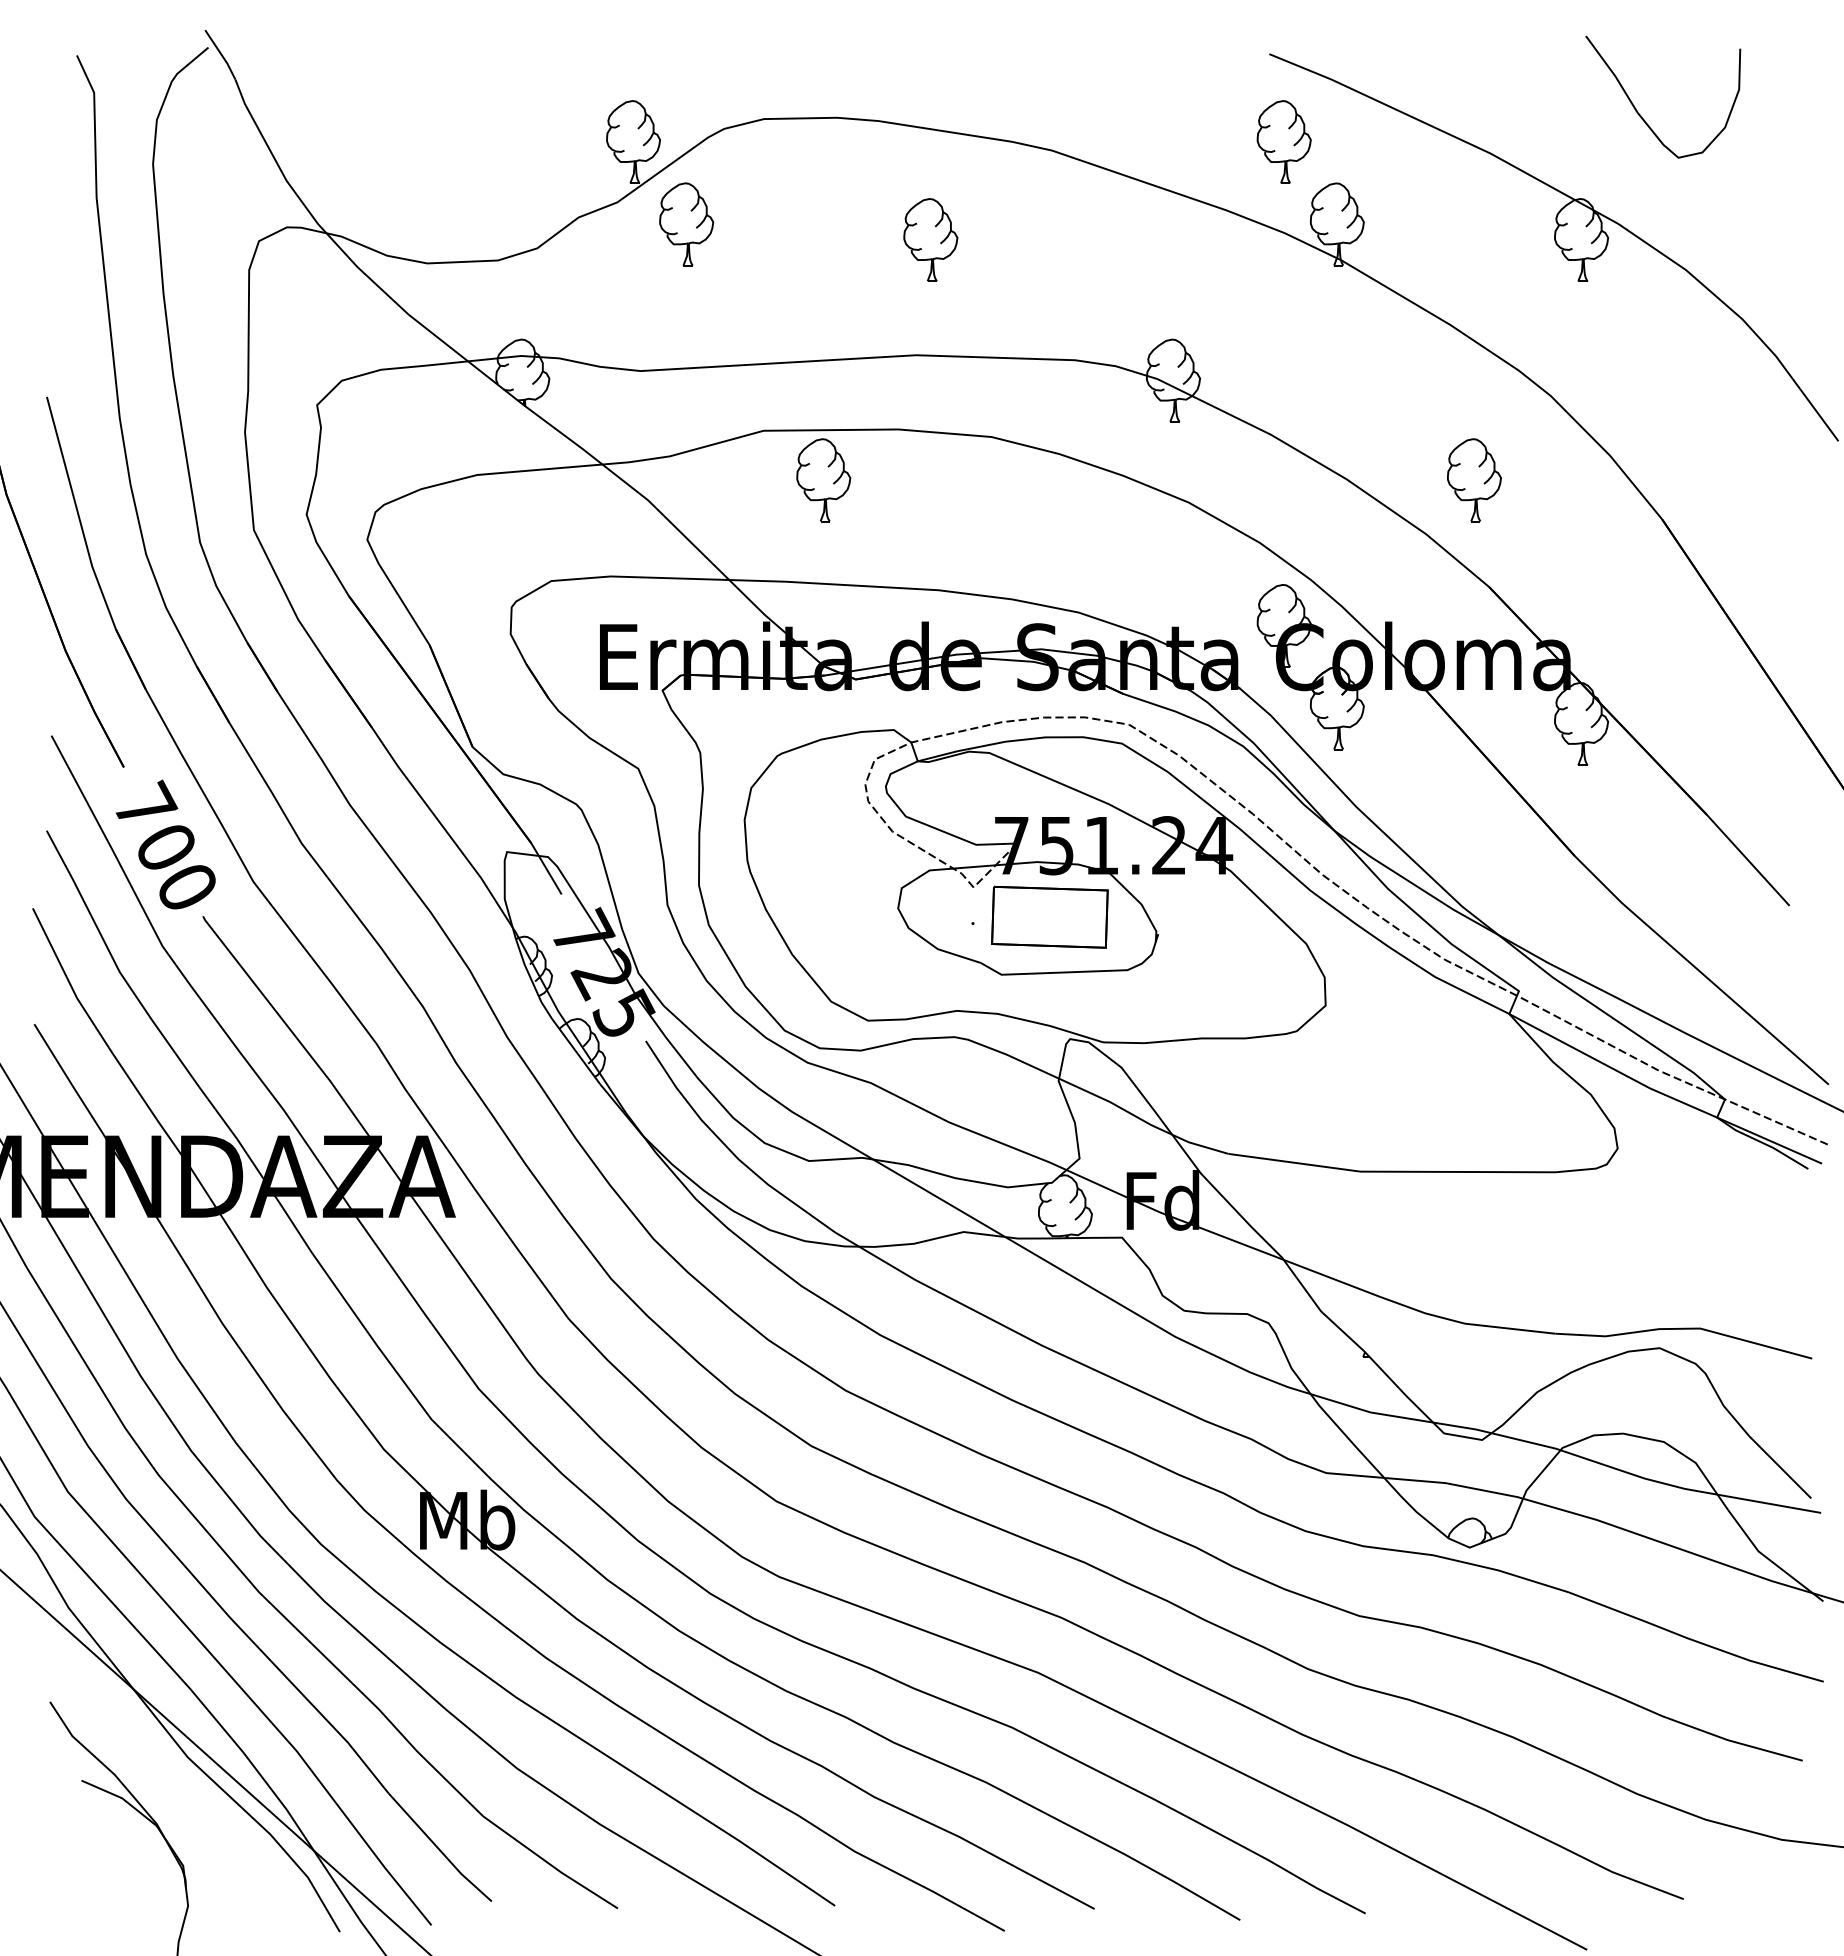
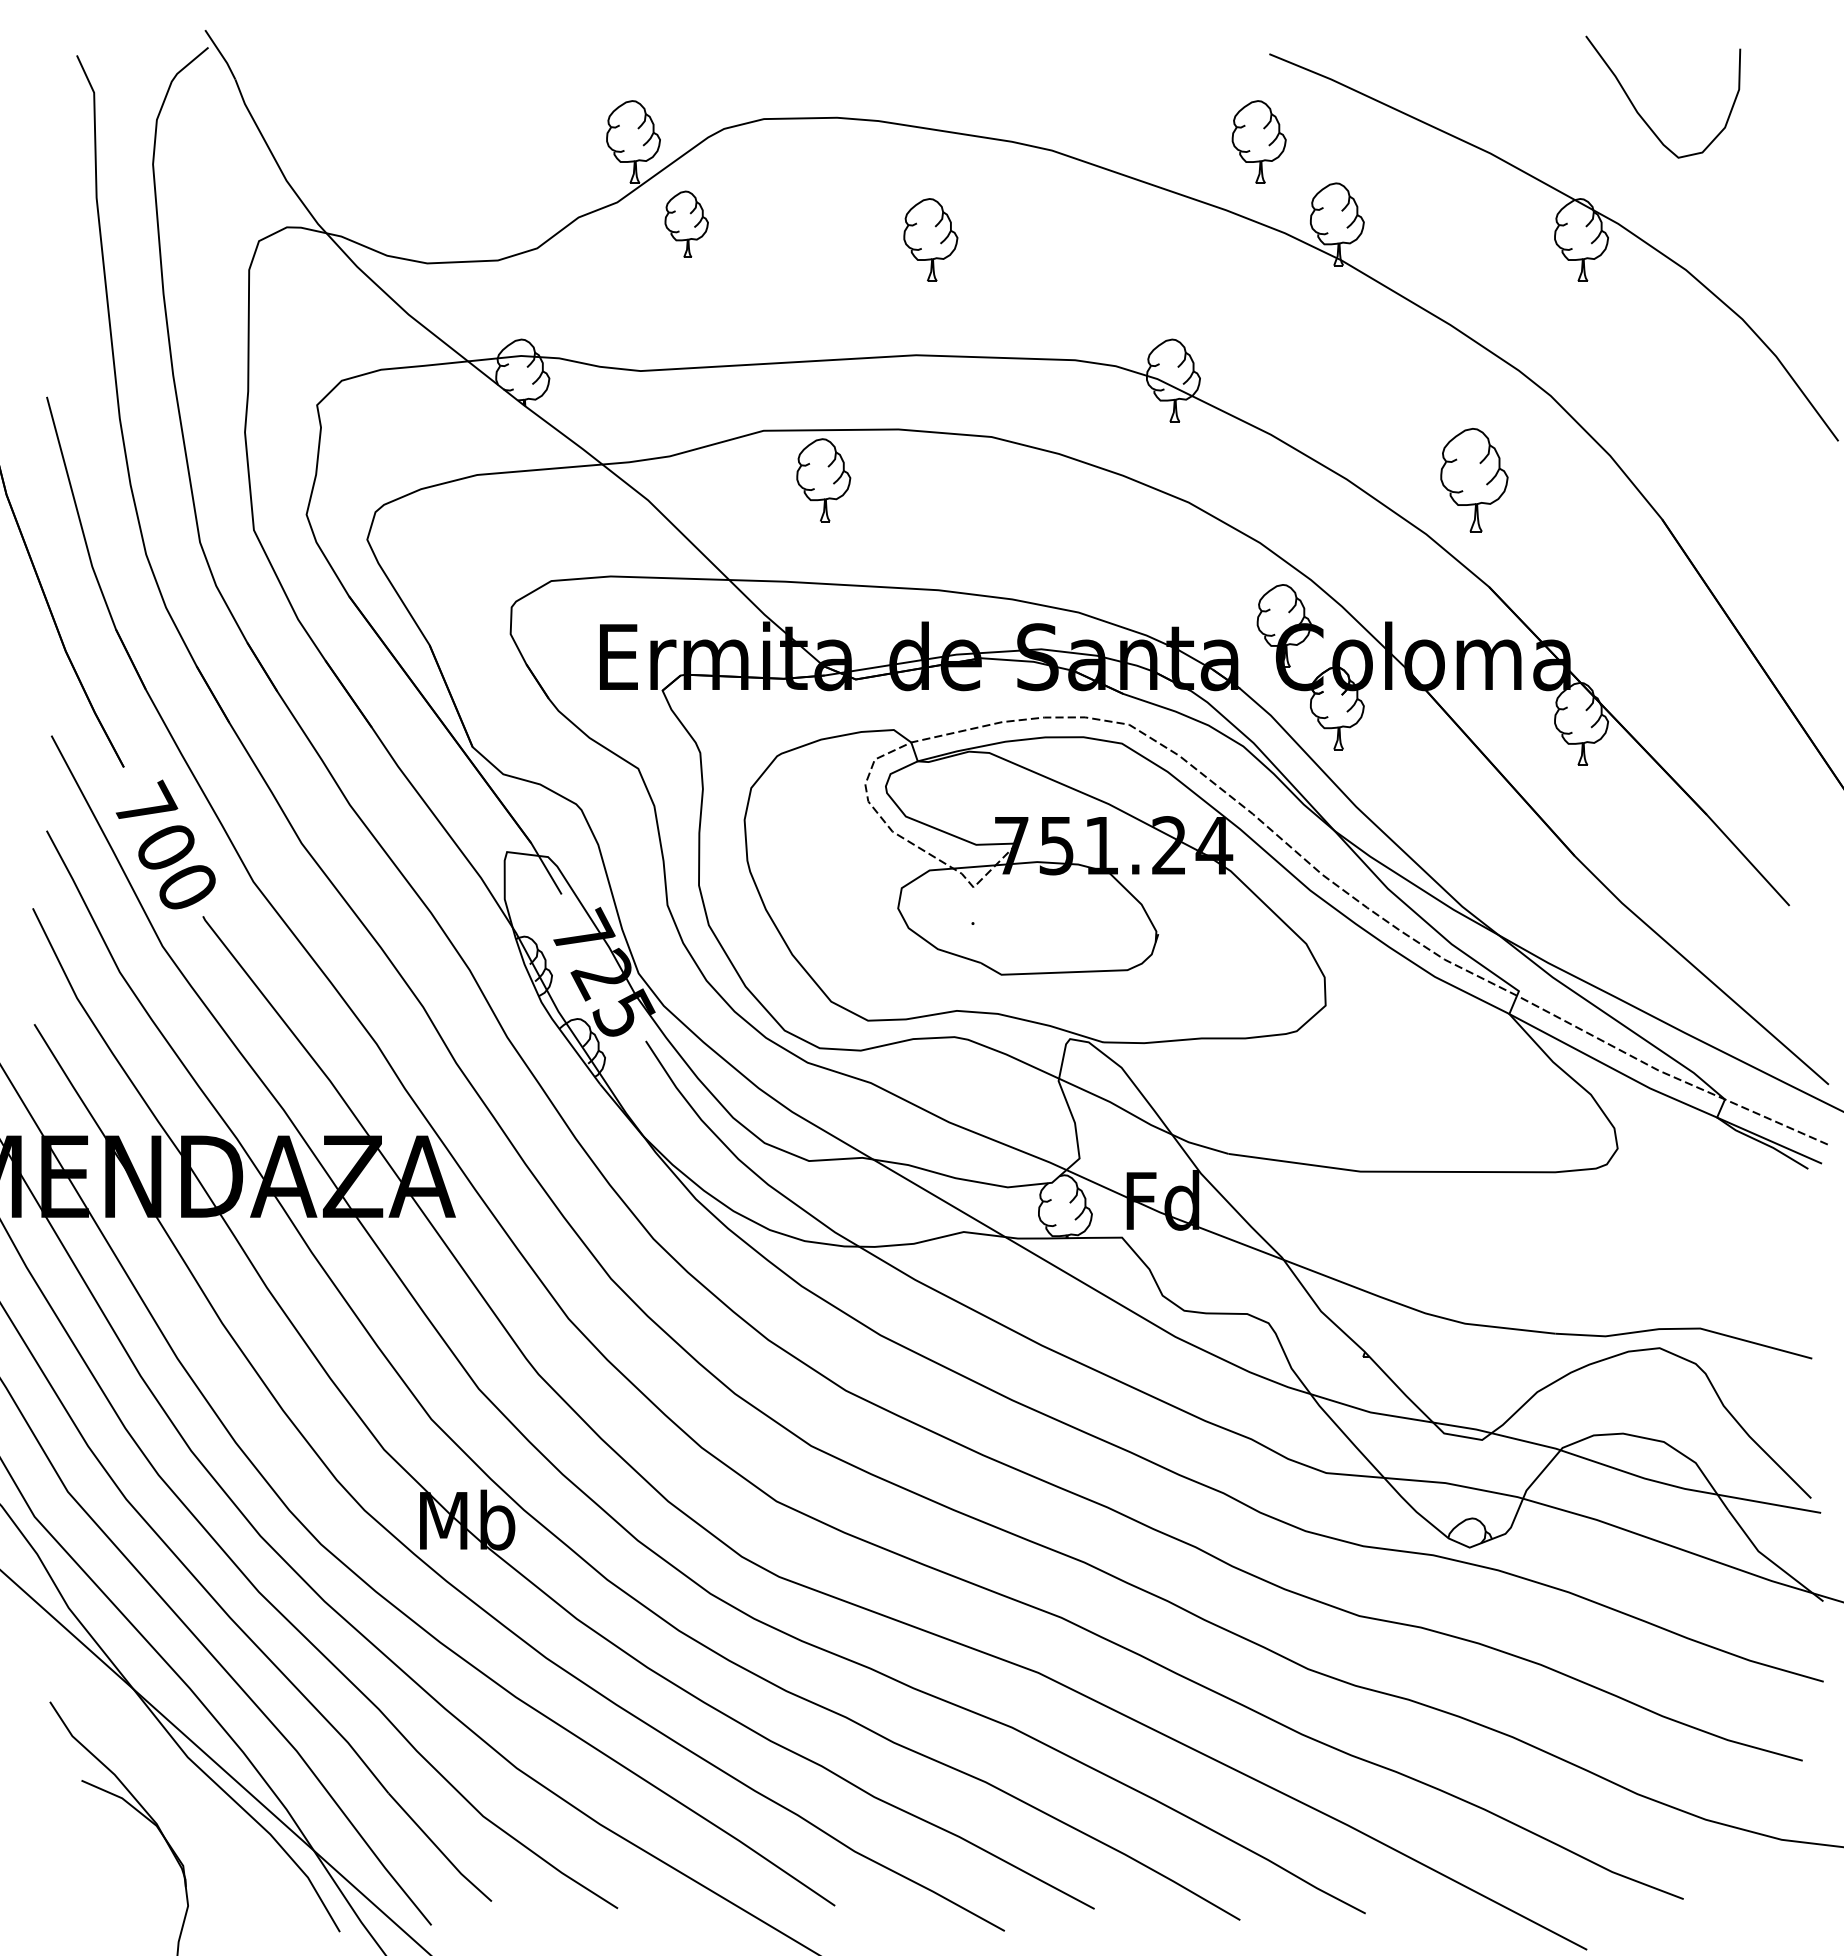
part position: (1283, 141) -> (1258, 141) (1258, 141)
part size: 56x85 px -> 45x68 px (686, 223)
part size: 55x85 px -> 69x105 px (1474, 480)
part: present -> none (1049, 916)
